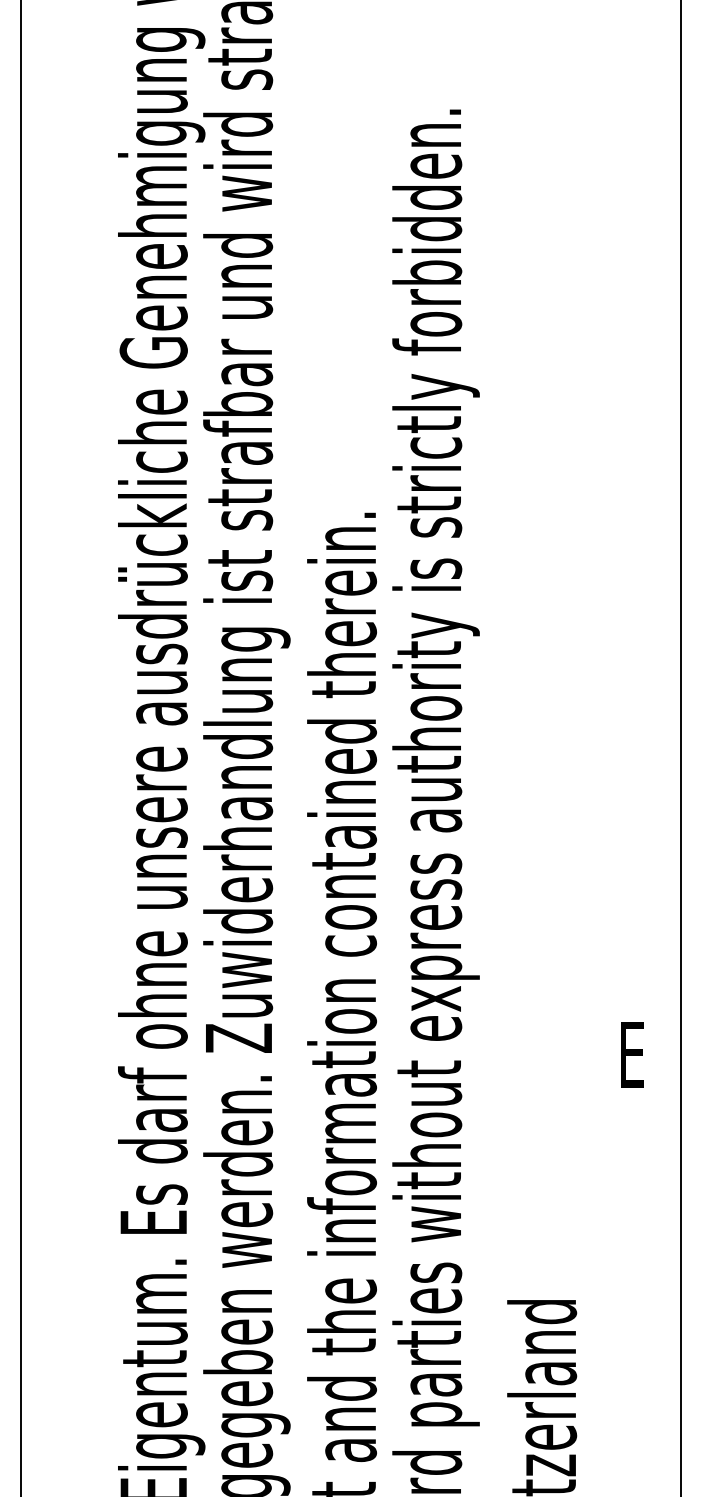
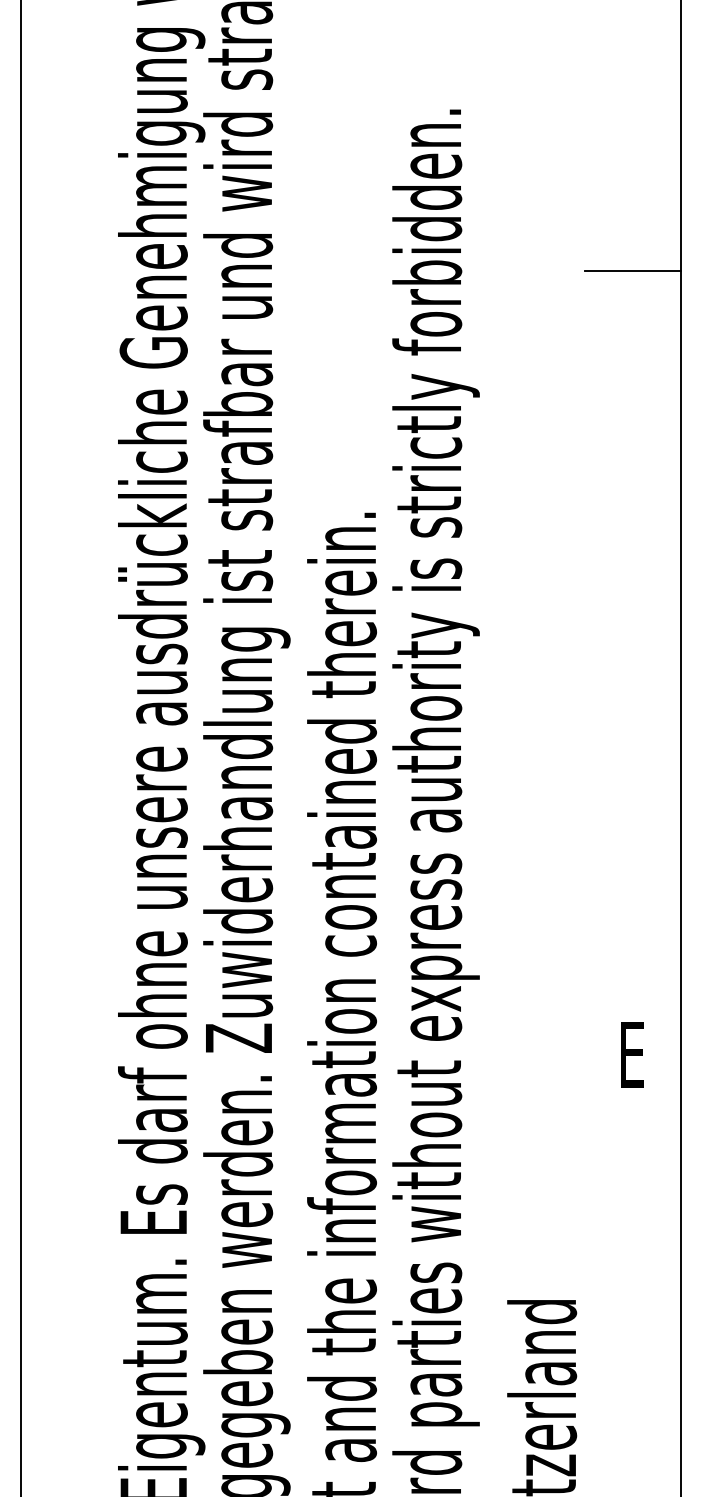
line: none -> present (632, 270)
